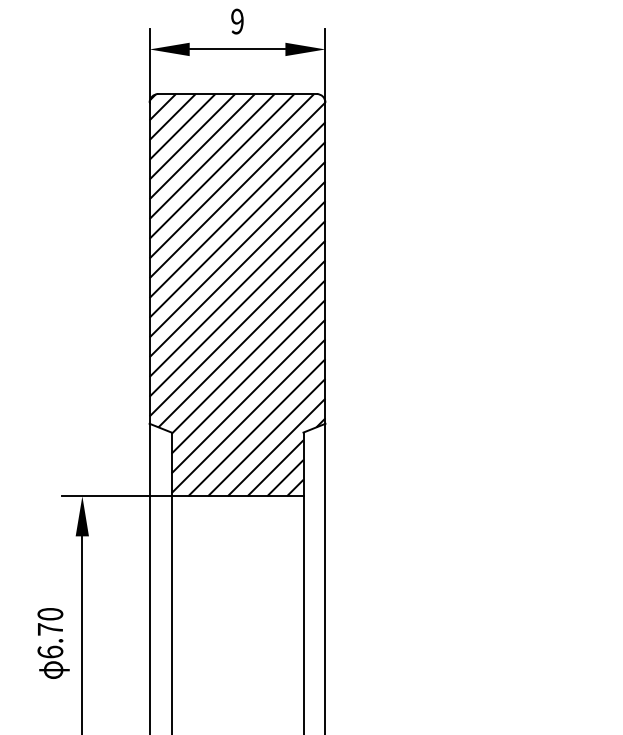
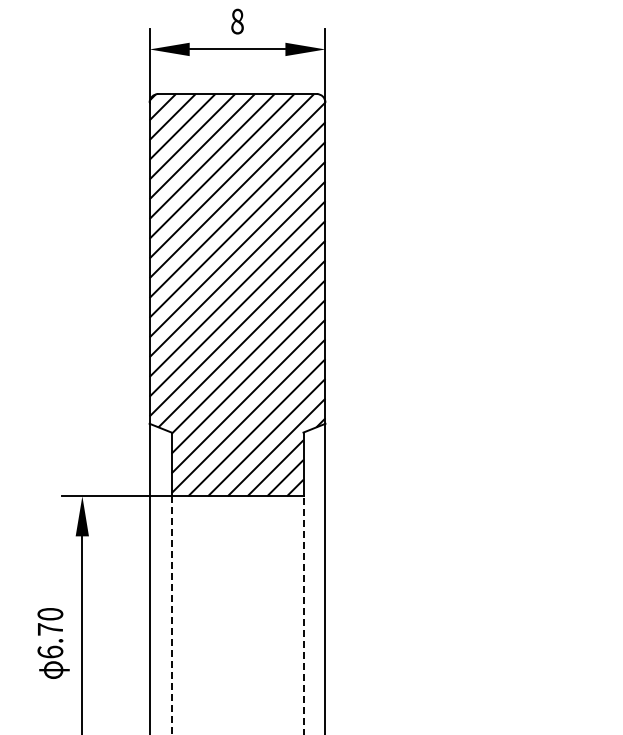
text: 9 -> 8 (237, 21)
line: solid -> dashed (303, 615)
line: solid -> dashed (171, 616)
